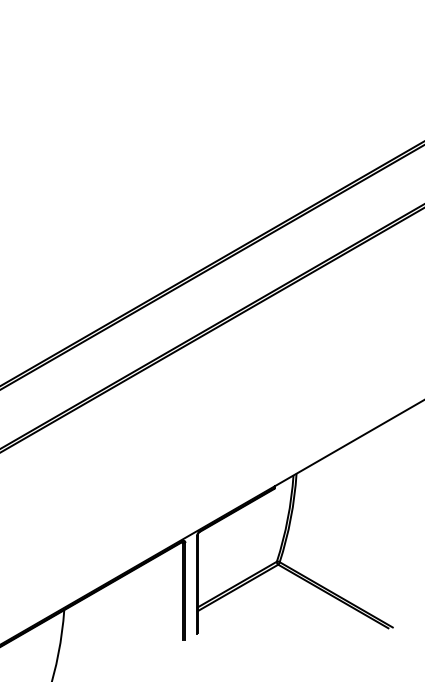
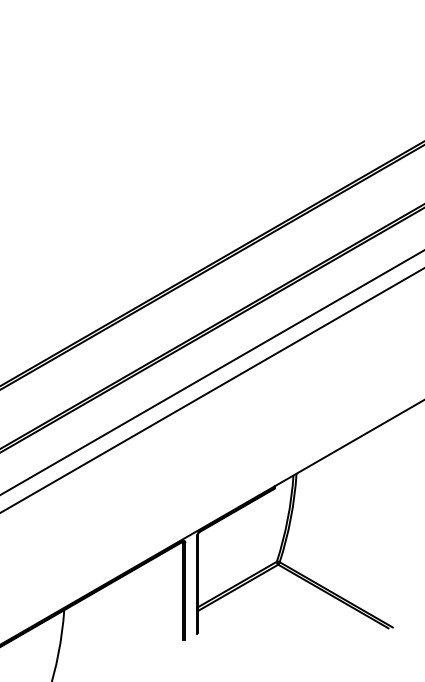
line: none -> present (211, 372)
line: none -> present (211, 390)
